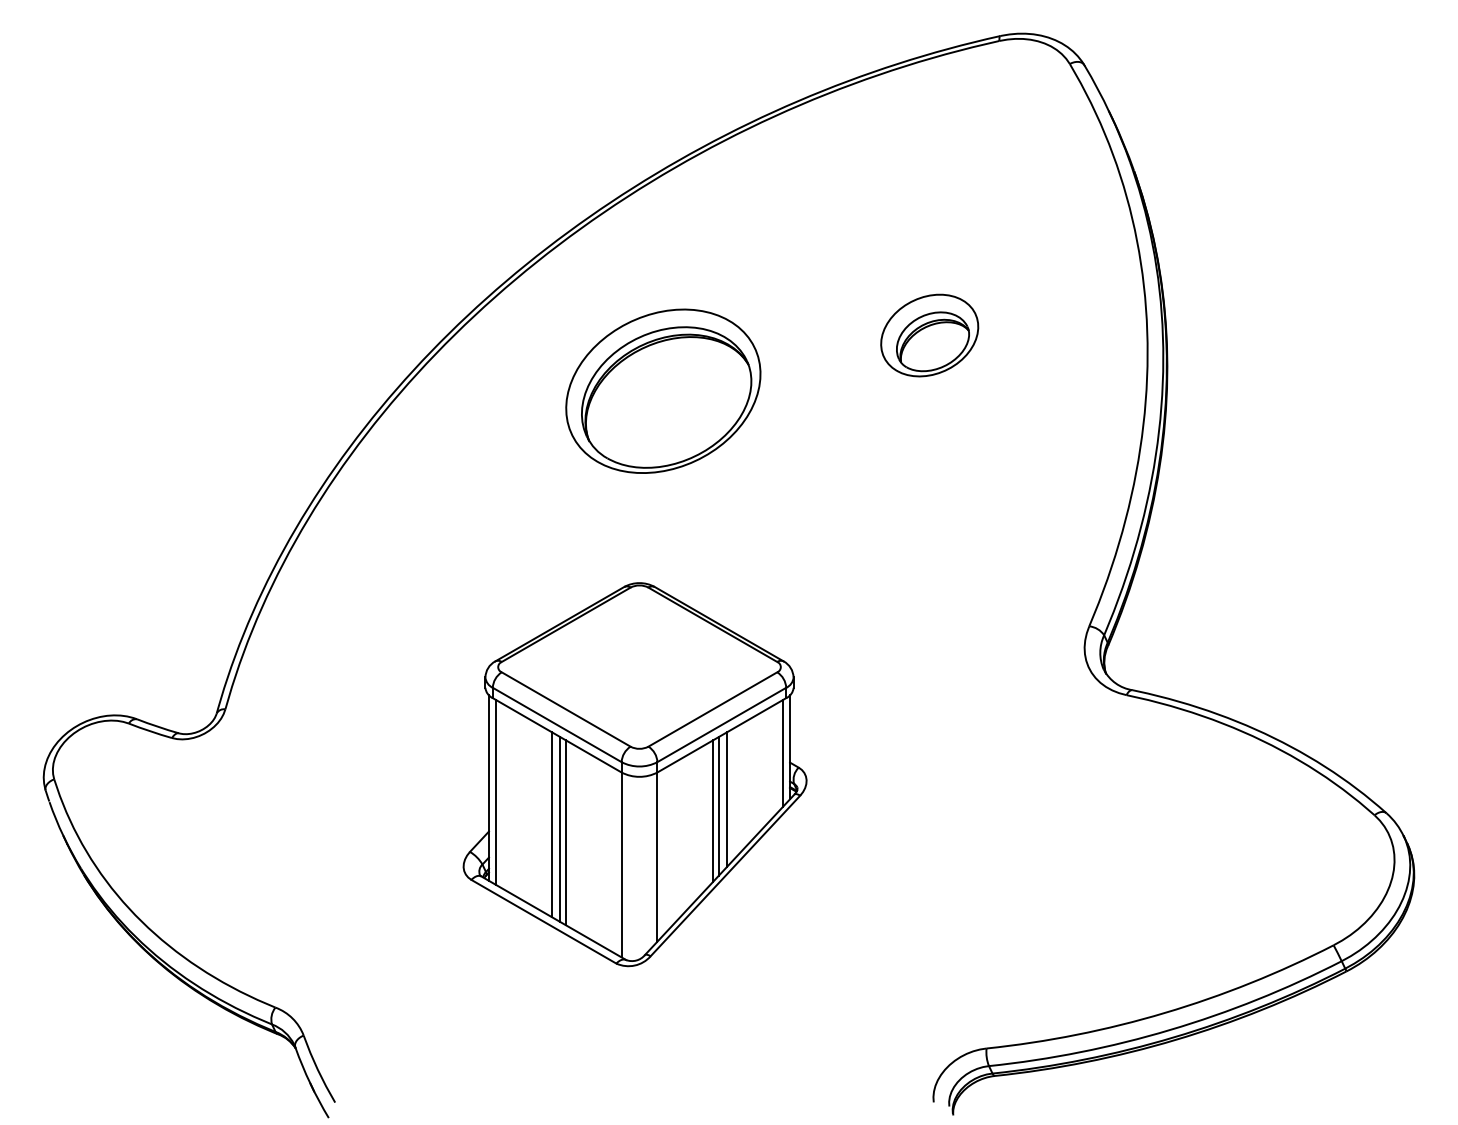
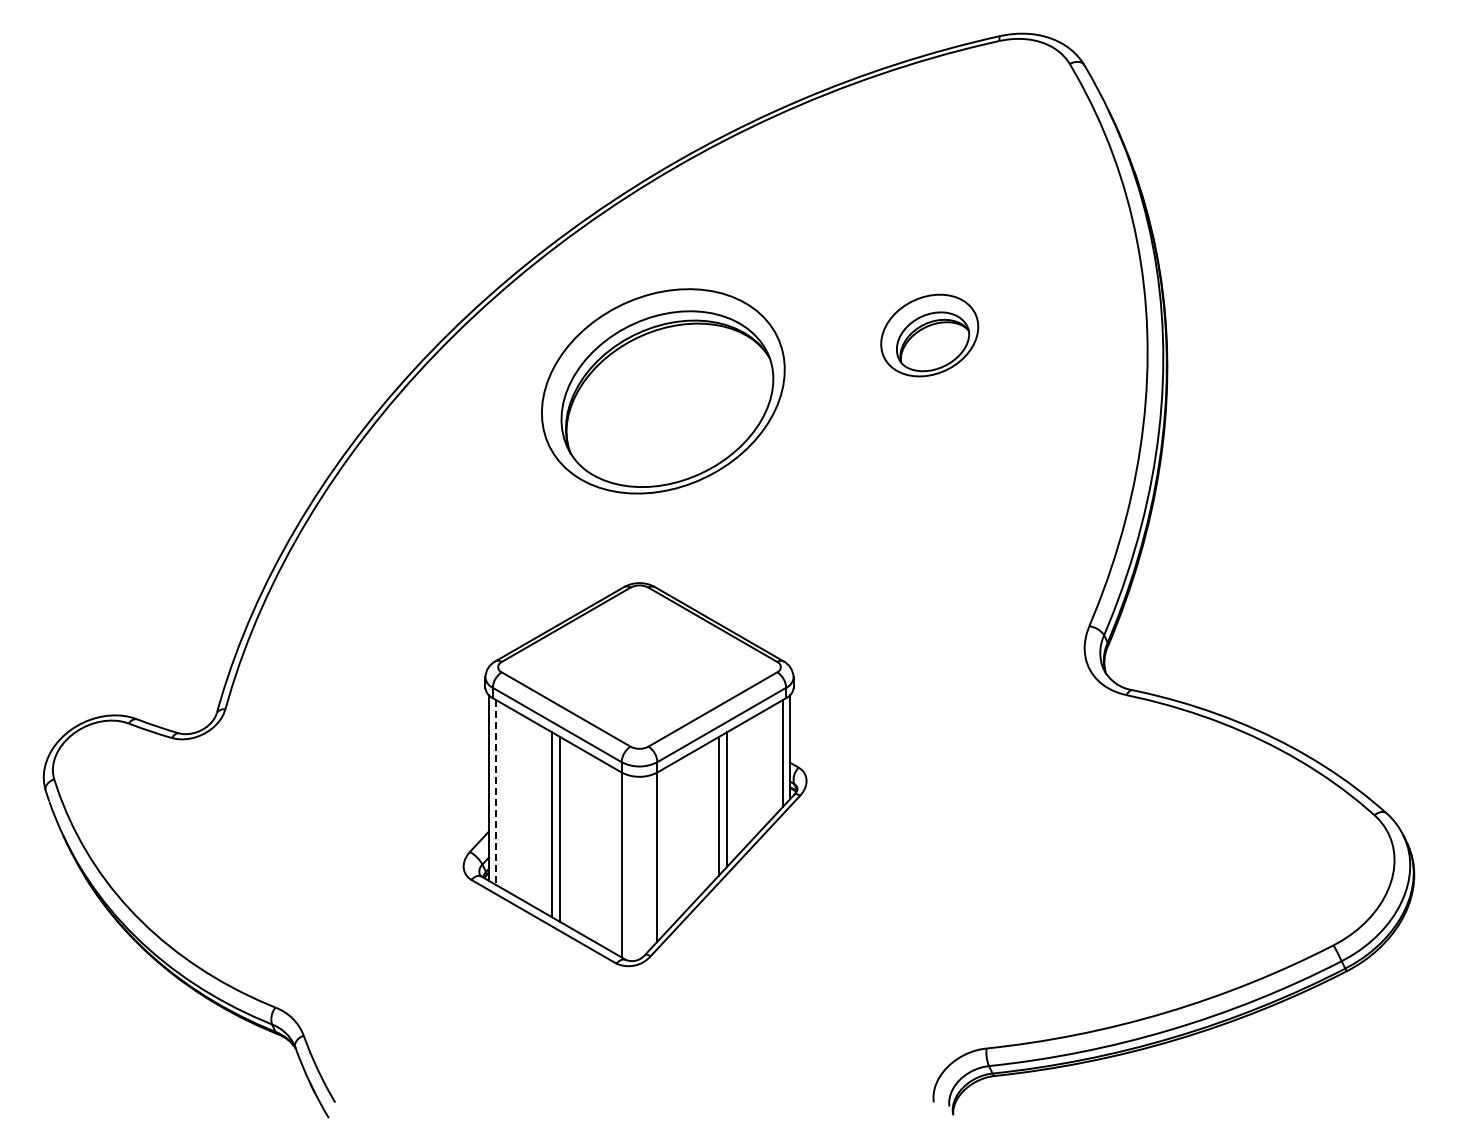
part size: 197x166 px -> 245x207 px (663, 391)
line: solid -> dashed (496, 793)
line: present -> none (712, 811)
line: present -> none (566, 832)
